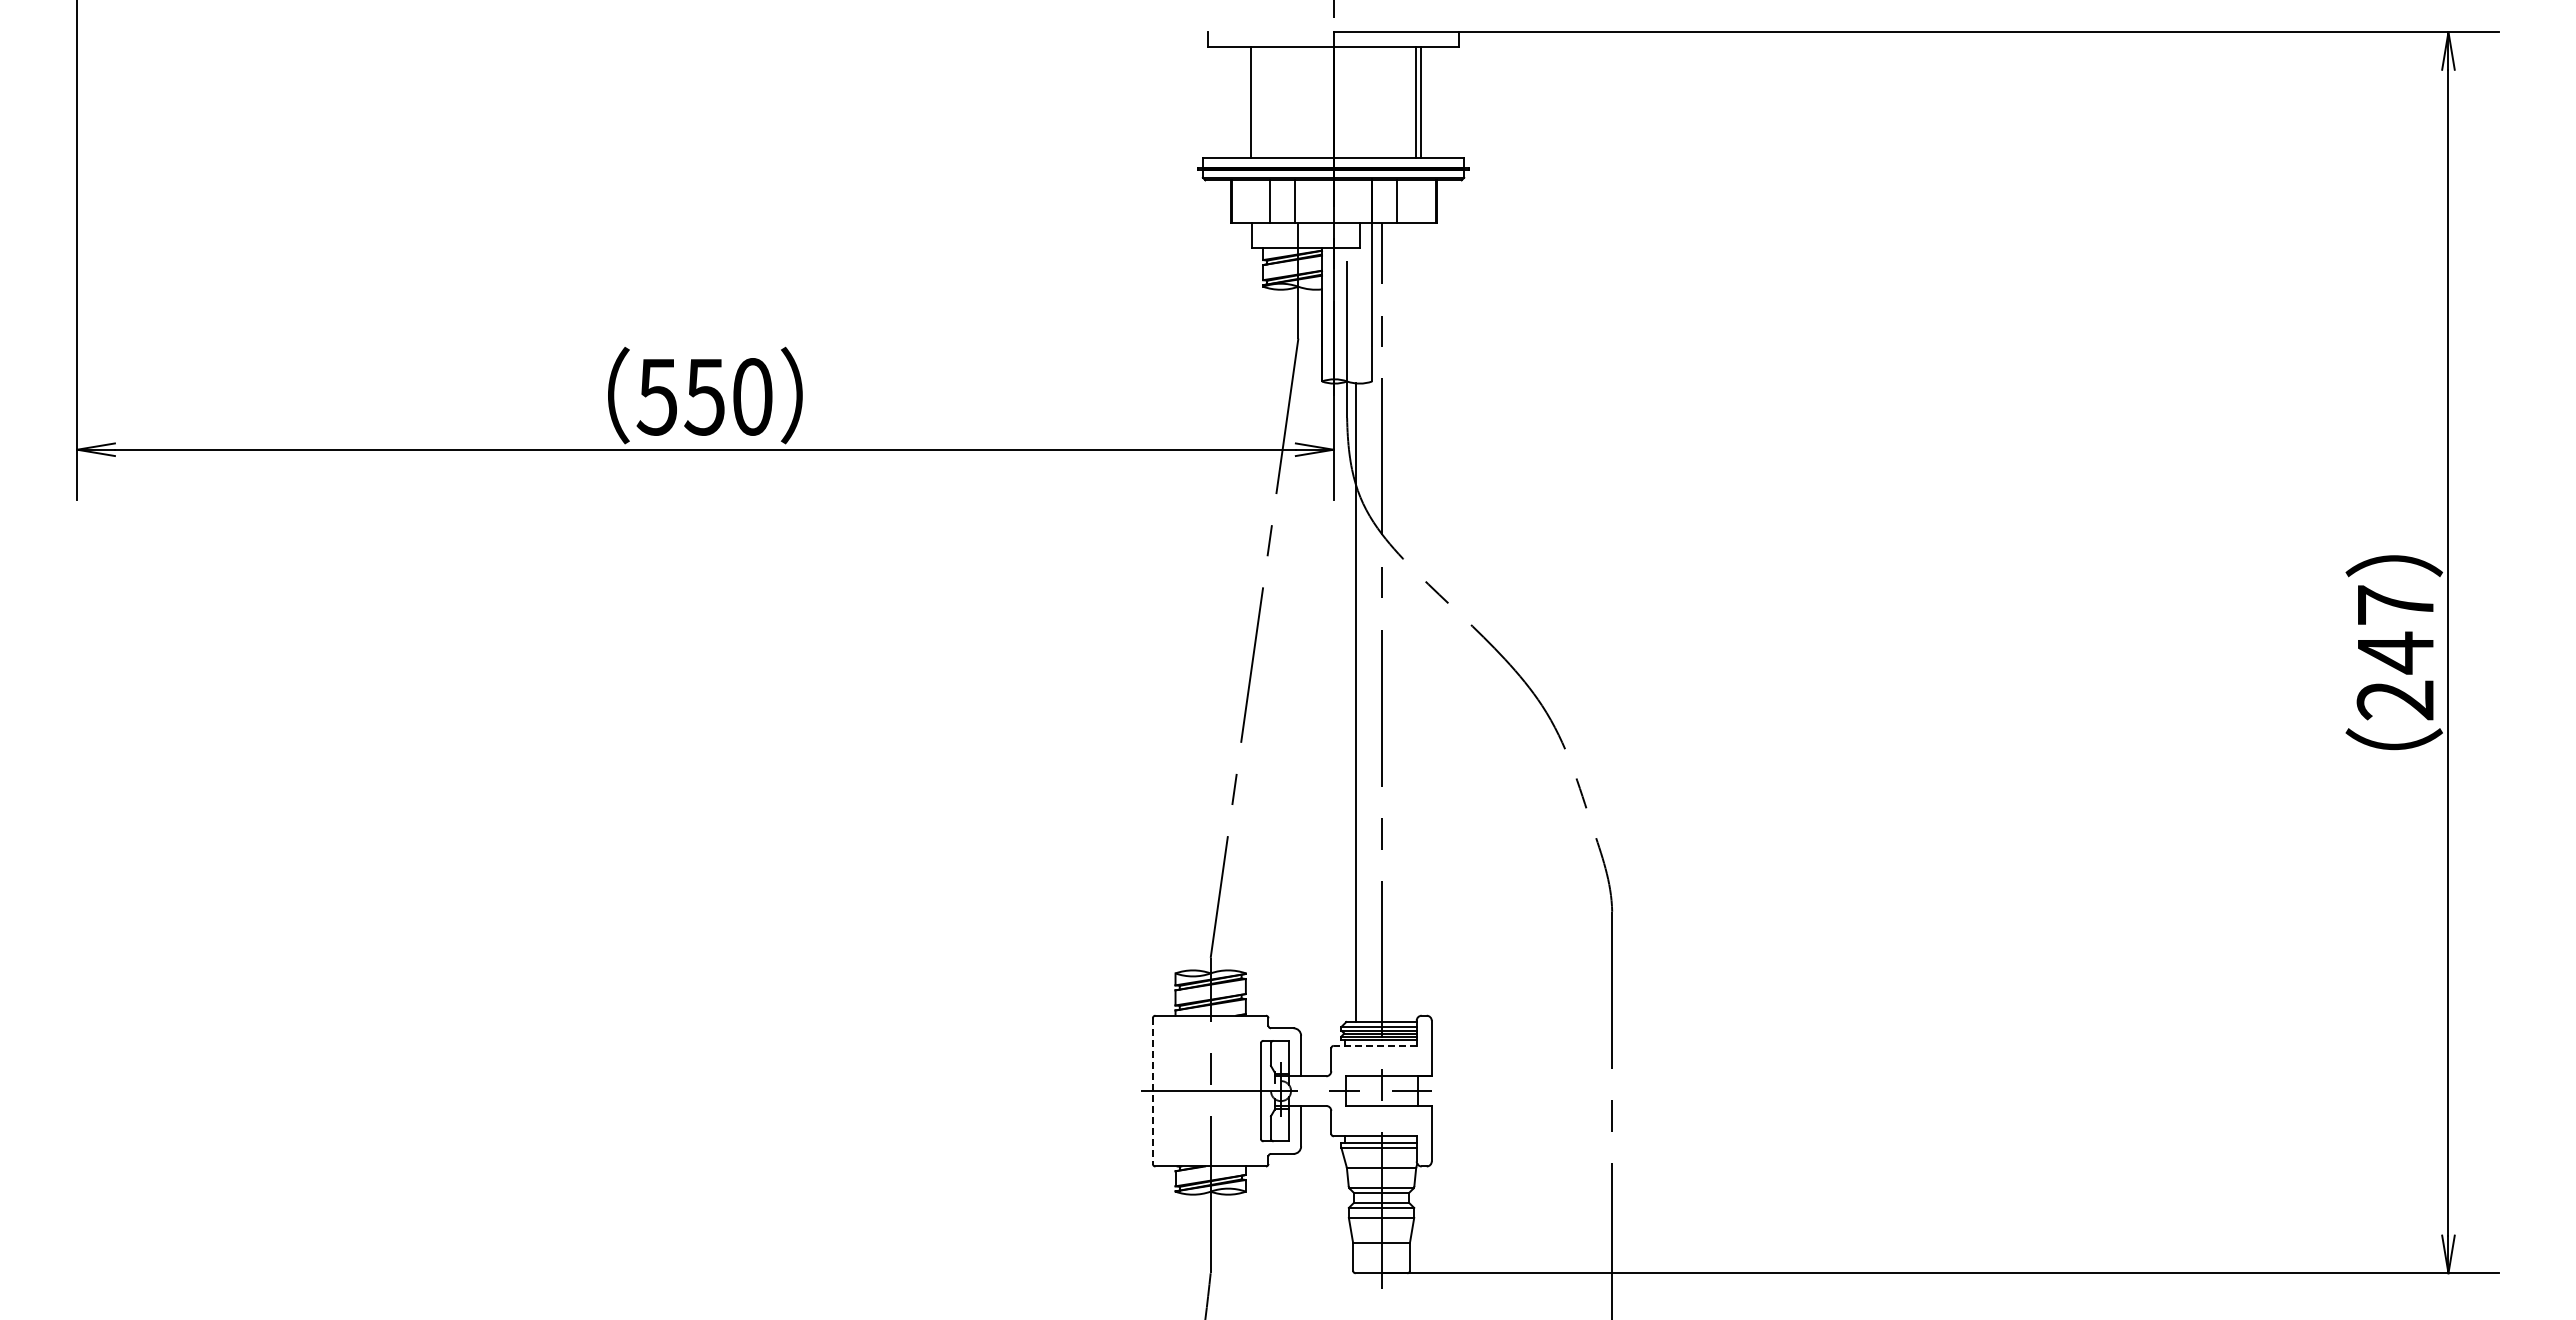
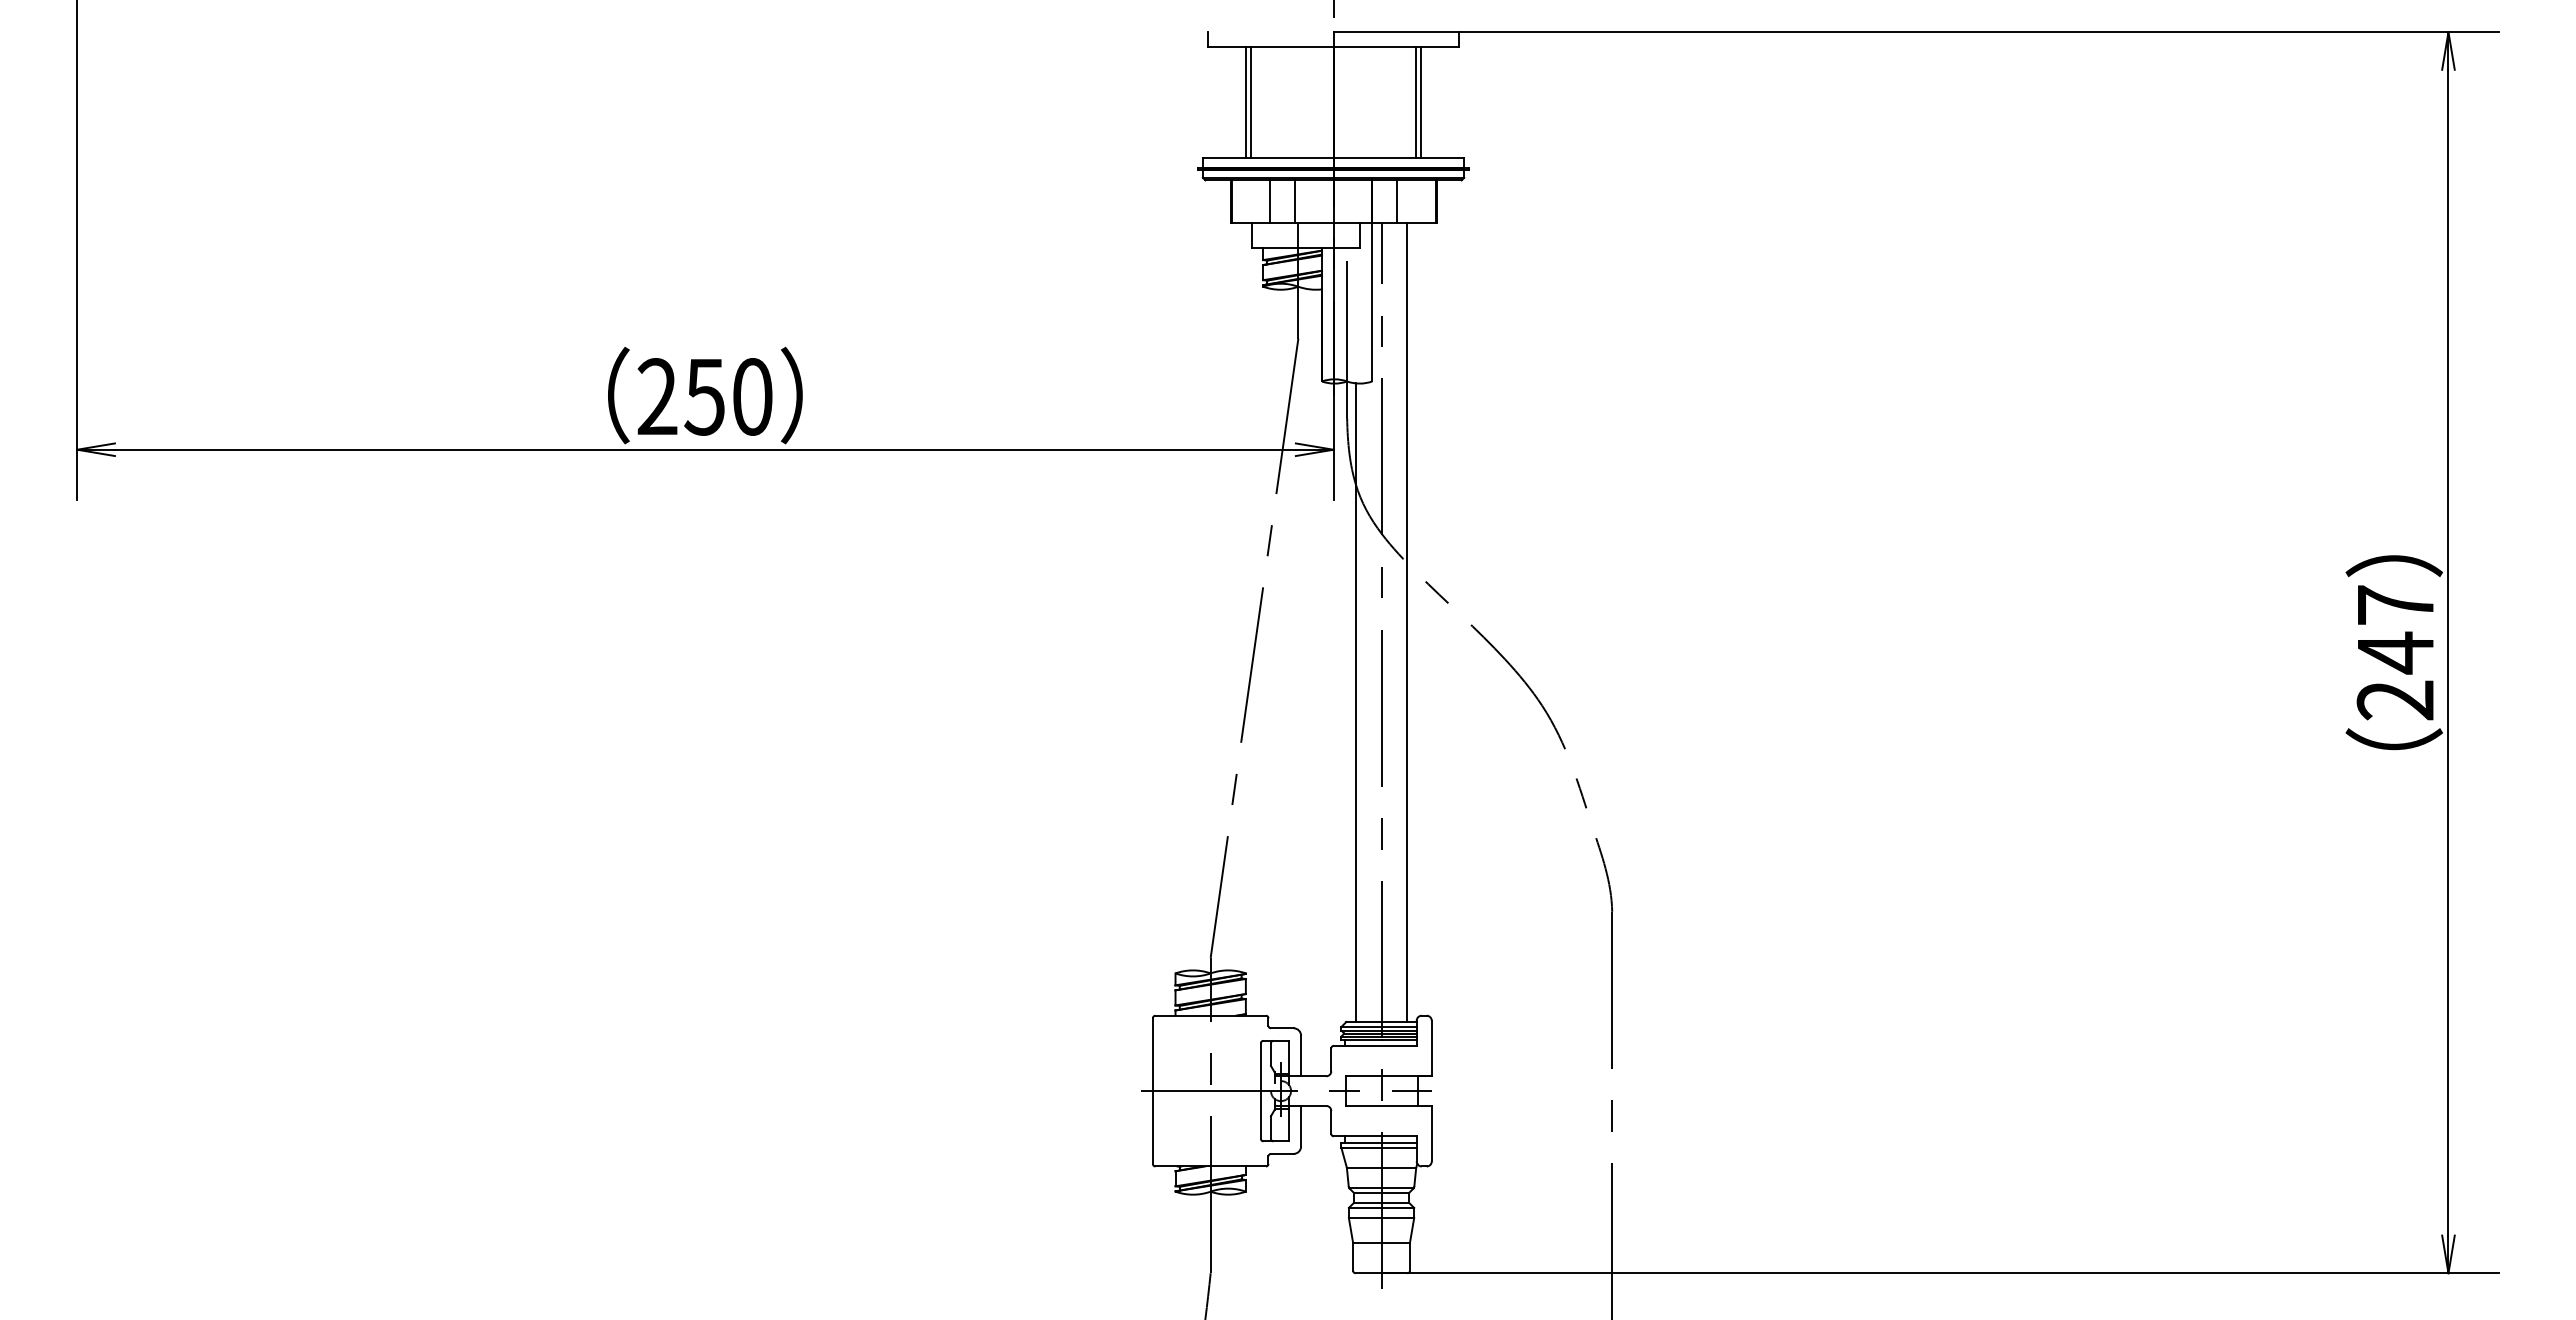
line: none -> present (1245, 102)
text: 550 -> 250 (656, 396)
line: none -> present (1406, 622)
line: dashed -> solid (1374, 1045)
line: dashed -> solid (1152, 1091)
